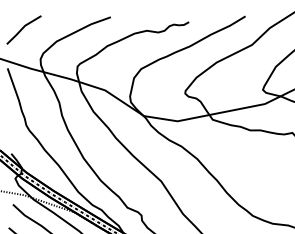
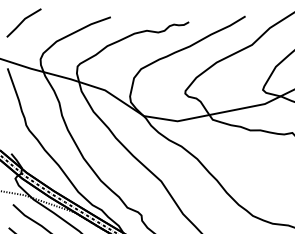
line position: (23, 28) -> (23, 21) (23, 21)
